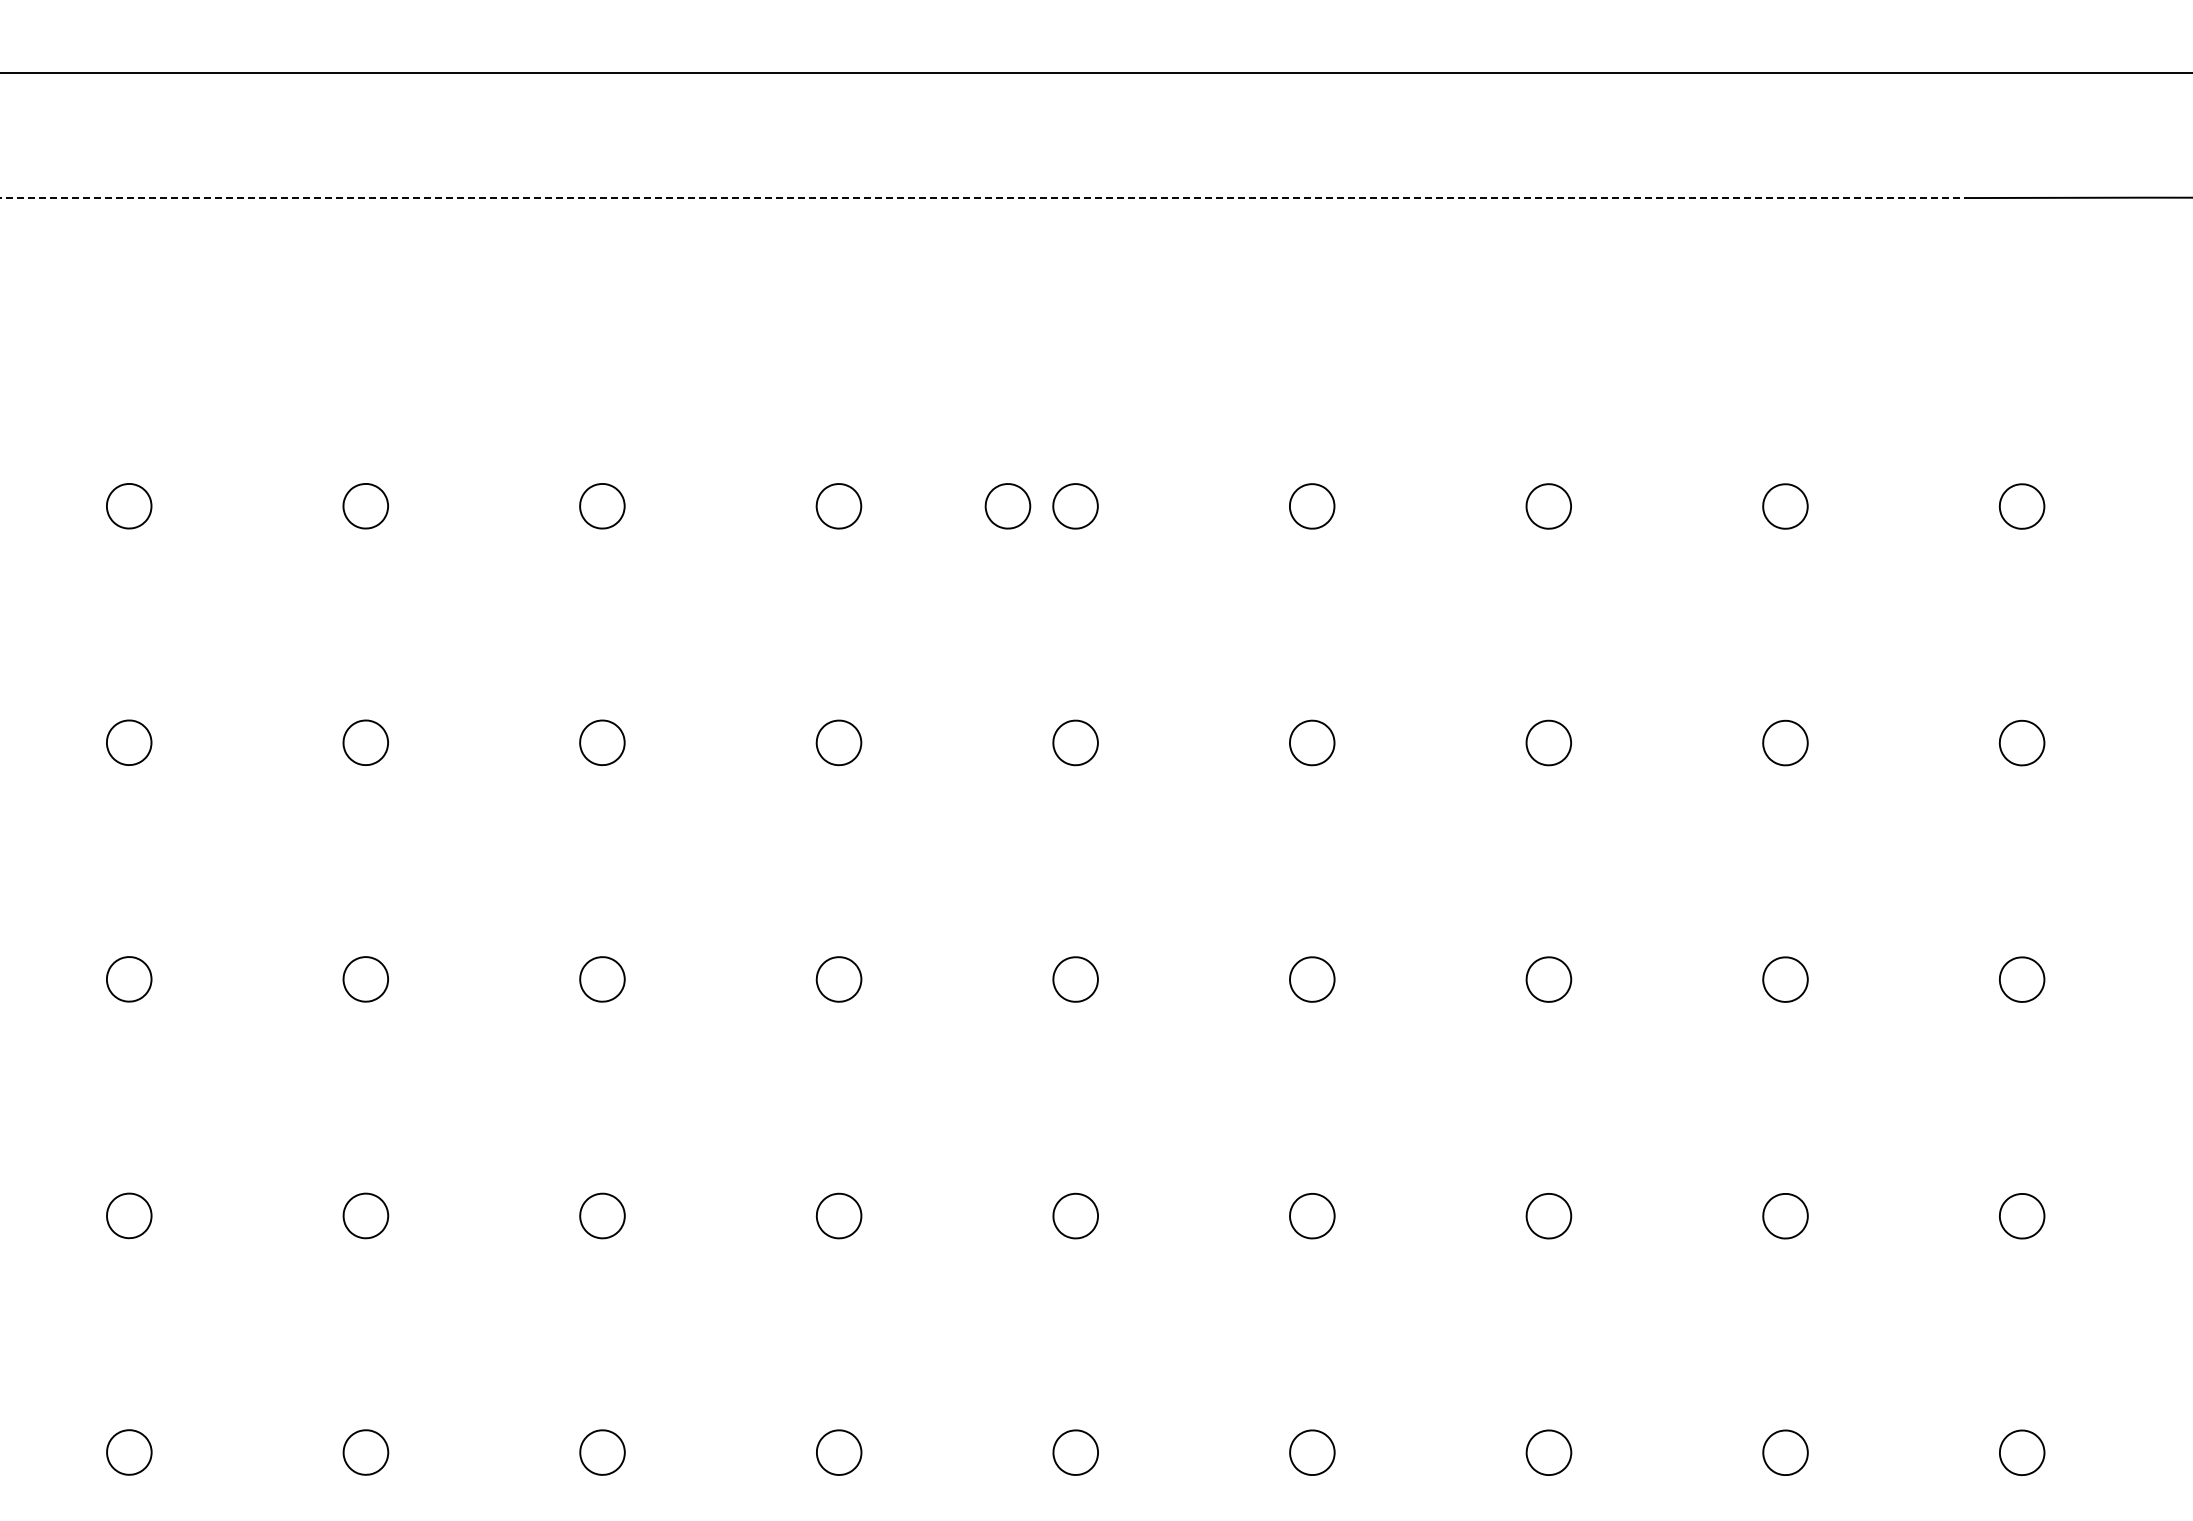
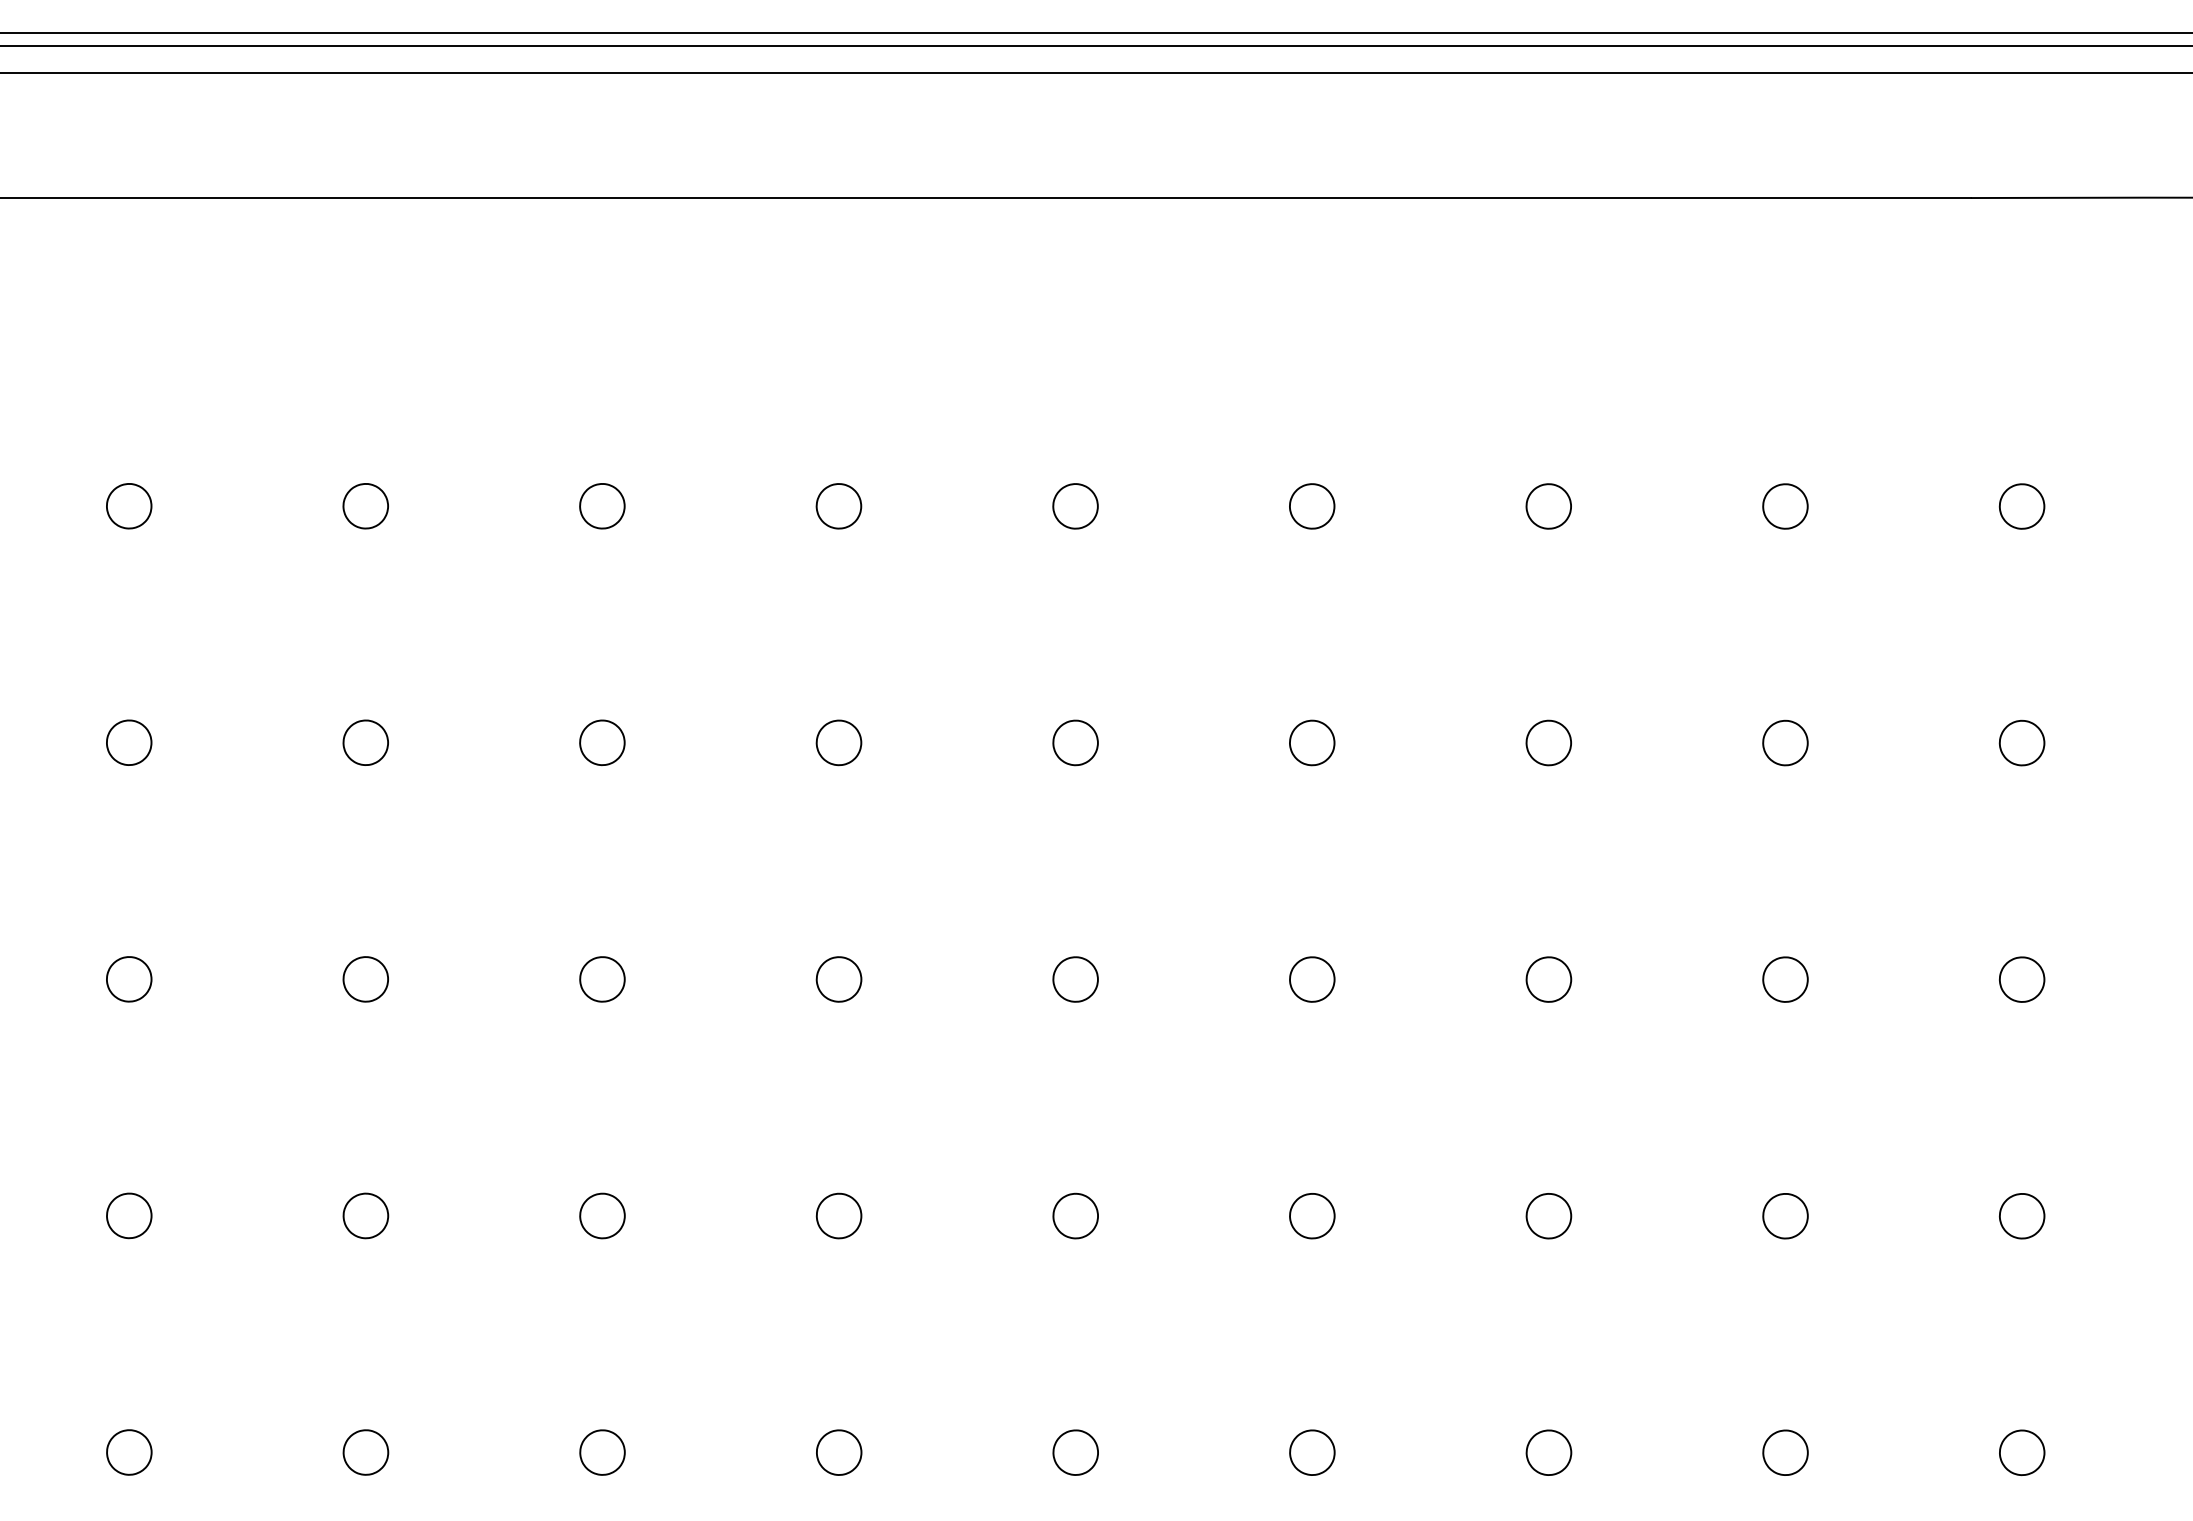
line: none -> present (1095, 32)
line: none -> present (1095, 45)
line: dashed -> solid (985, 198)
part: present -> none (1007, 506)
